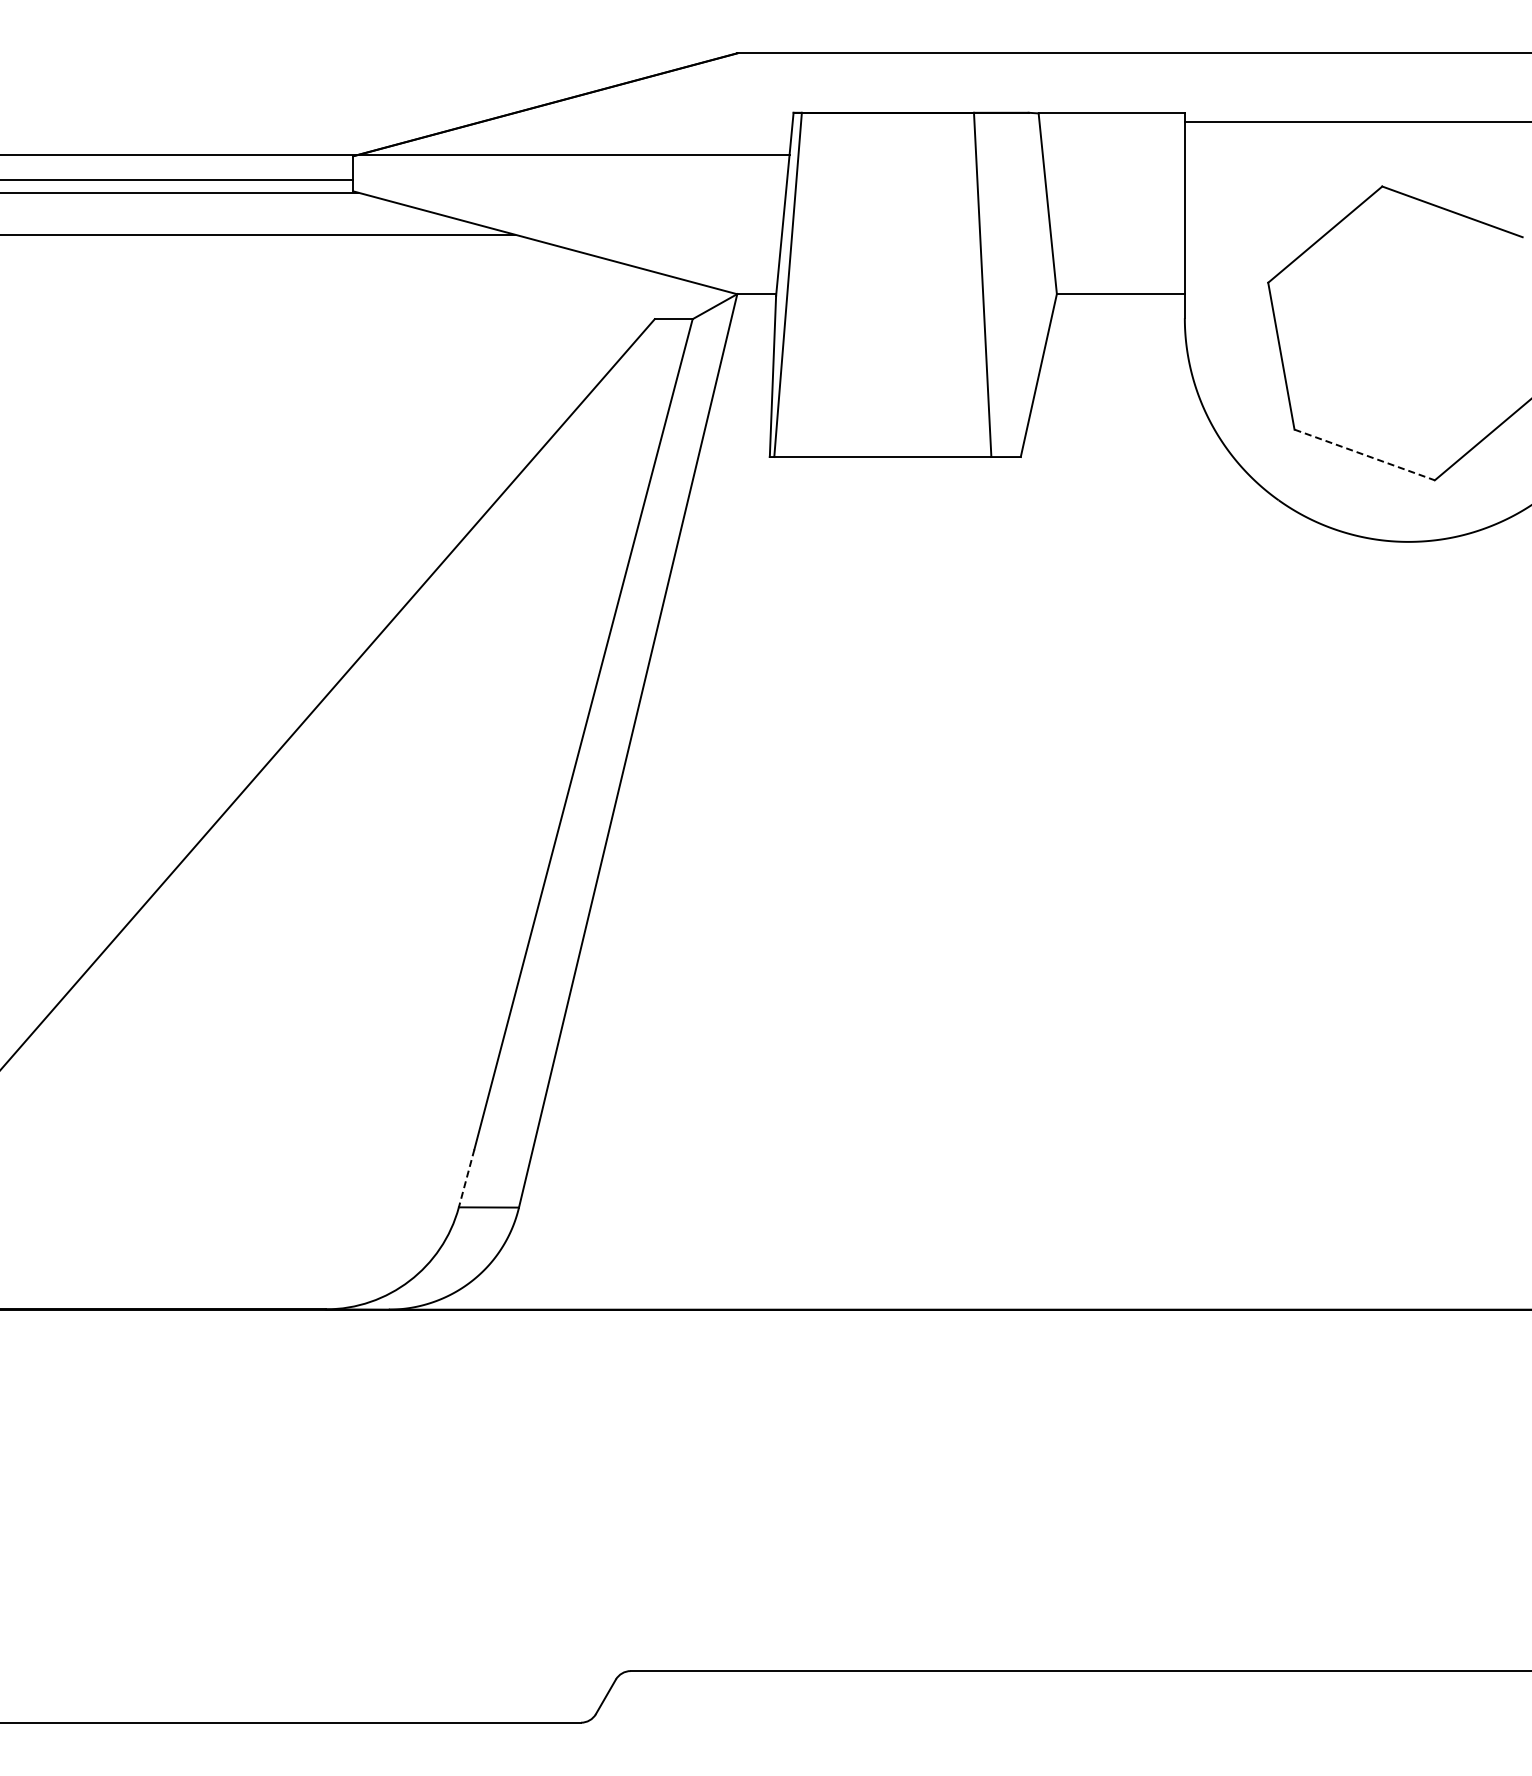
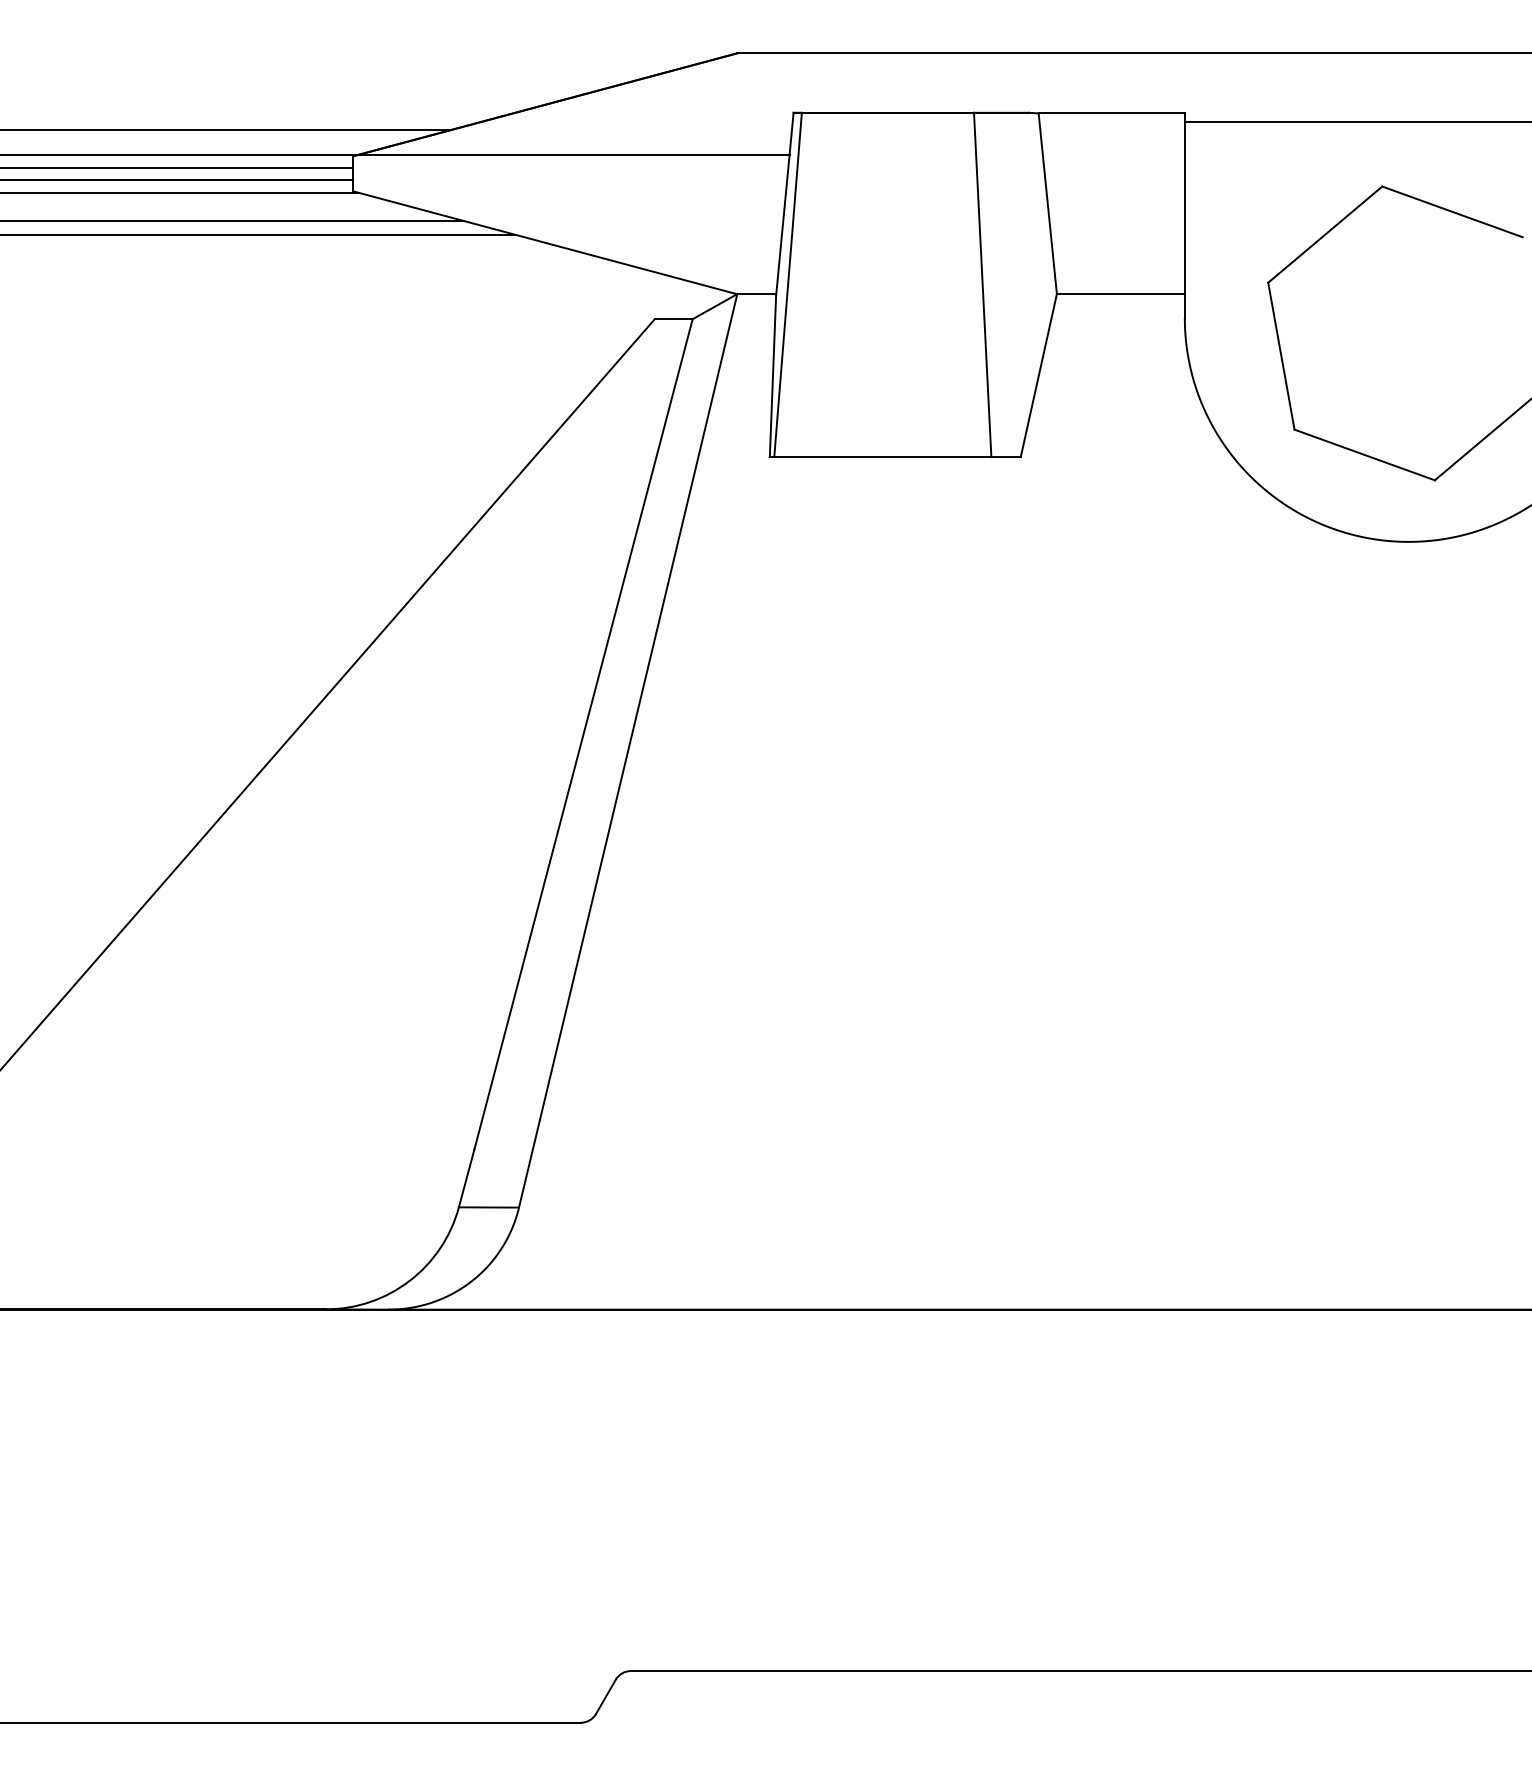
line: none -> present (226, 129)
line: none -> present (177, 167)
line: none -> present (232, 220)
line: dashed -> solid (1364, 454)
line: dashed -> solid (466, 1178)
